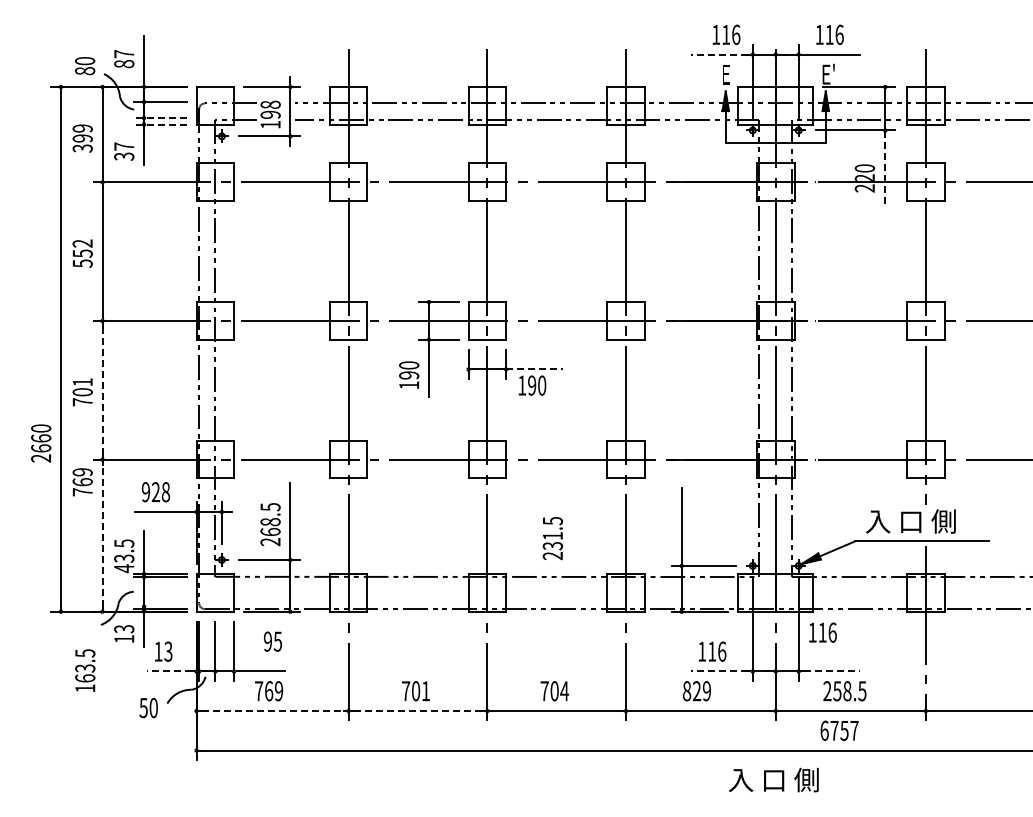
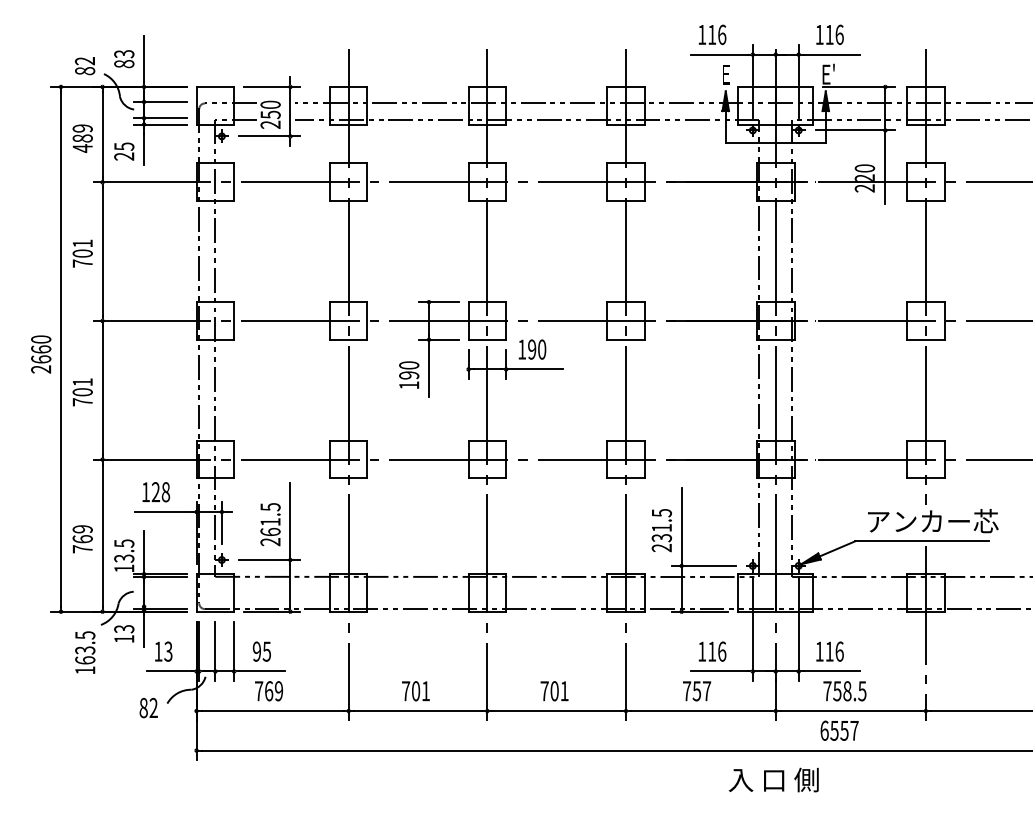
text position: (726, 34) -> (712, 34) (712, 34)
text: 87 -> 83 (124, 54)
line: dashed -> solid (719, 54)
text: 80 -> 82 (85, 61)
text: 198 -> 250 (270, 114)
line: dashed -> solid (159, 118)
line: dashed -> solid (159, 124)
text: 399 -> 489 (82, 143)
text: 37 -> 25 (124, 151)
line: dashed -> solid (885, 167)
text: 552 -> 701 (82, 253)
line: dashed -> solid (535, 369)
text position: (532, 385) -> (532, 349) (532, 349)
line: dashed -> solid (102, 389)
text position: (41, 443) -> (41, 354) (41, 354)
text position: (82, 482) -> (82, 539) (82, 539)
text: 928 -> 128 (145, 492)
text: 入 口 側 -> アンカー芯 (932, 521)
text: 268.5 -> 261.5 (270, 522)
line: dashed -> solid (102, 535)
text position: (552, 538) -> (661, 530) (661, 530)
text: 43.5 -> 13.5 (124, 568)
text position: (822, 632) -> (829, 651) (829, 651)
text position: (272, 641) -> (261, 651) (261, 651)
text position: (85, 670) -> (85, 652) (85, 652)
line: dashed -> solid (169, 671)
line: dashed -> solid (718, 671)
line: dashed -> solid (832, 671)
text: 704 -> 701 (564, 691)
text: 829 -> 757 (697, 691)
text: 258.5 -> 758.5 (827, 691)
text: 50 -> 82 (148, 708)
line: dashed -> solid (273, 711)
line: dashed -> solid (418, 711)
text: 6757 -> 6557 (834, 730)
